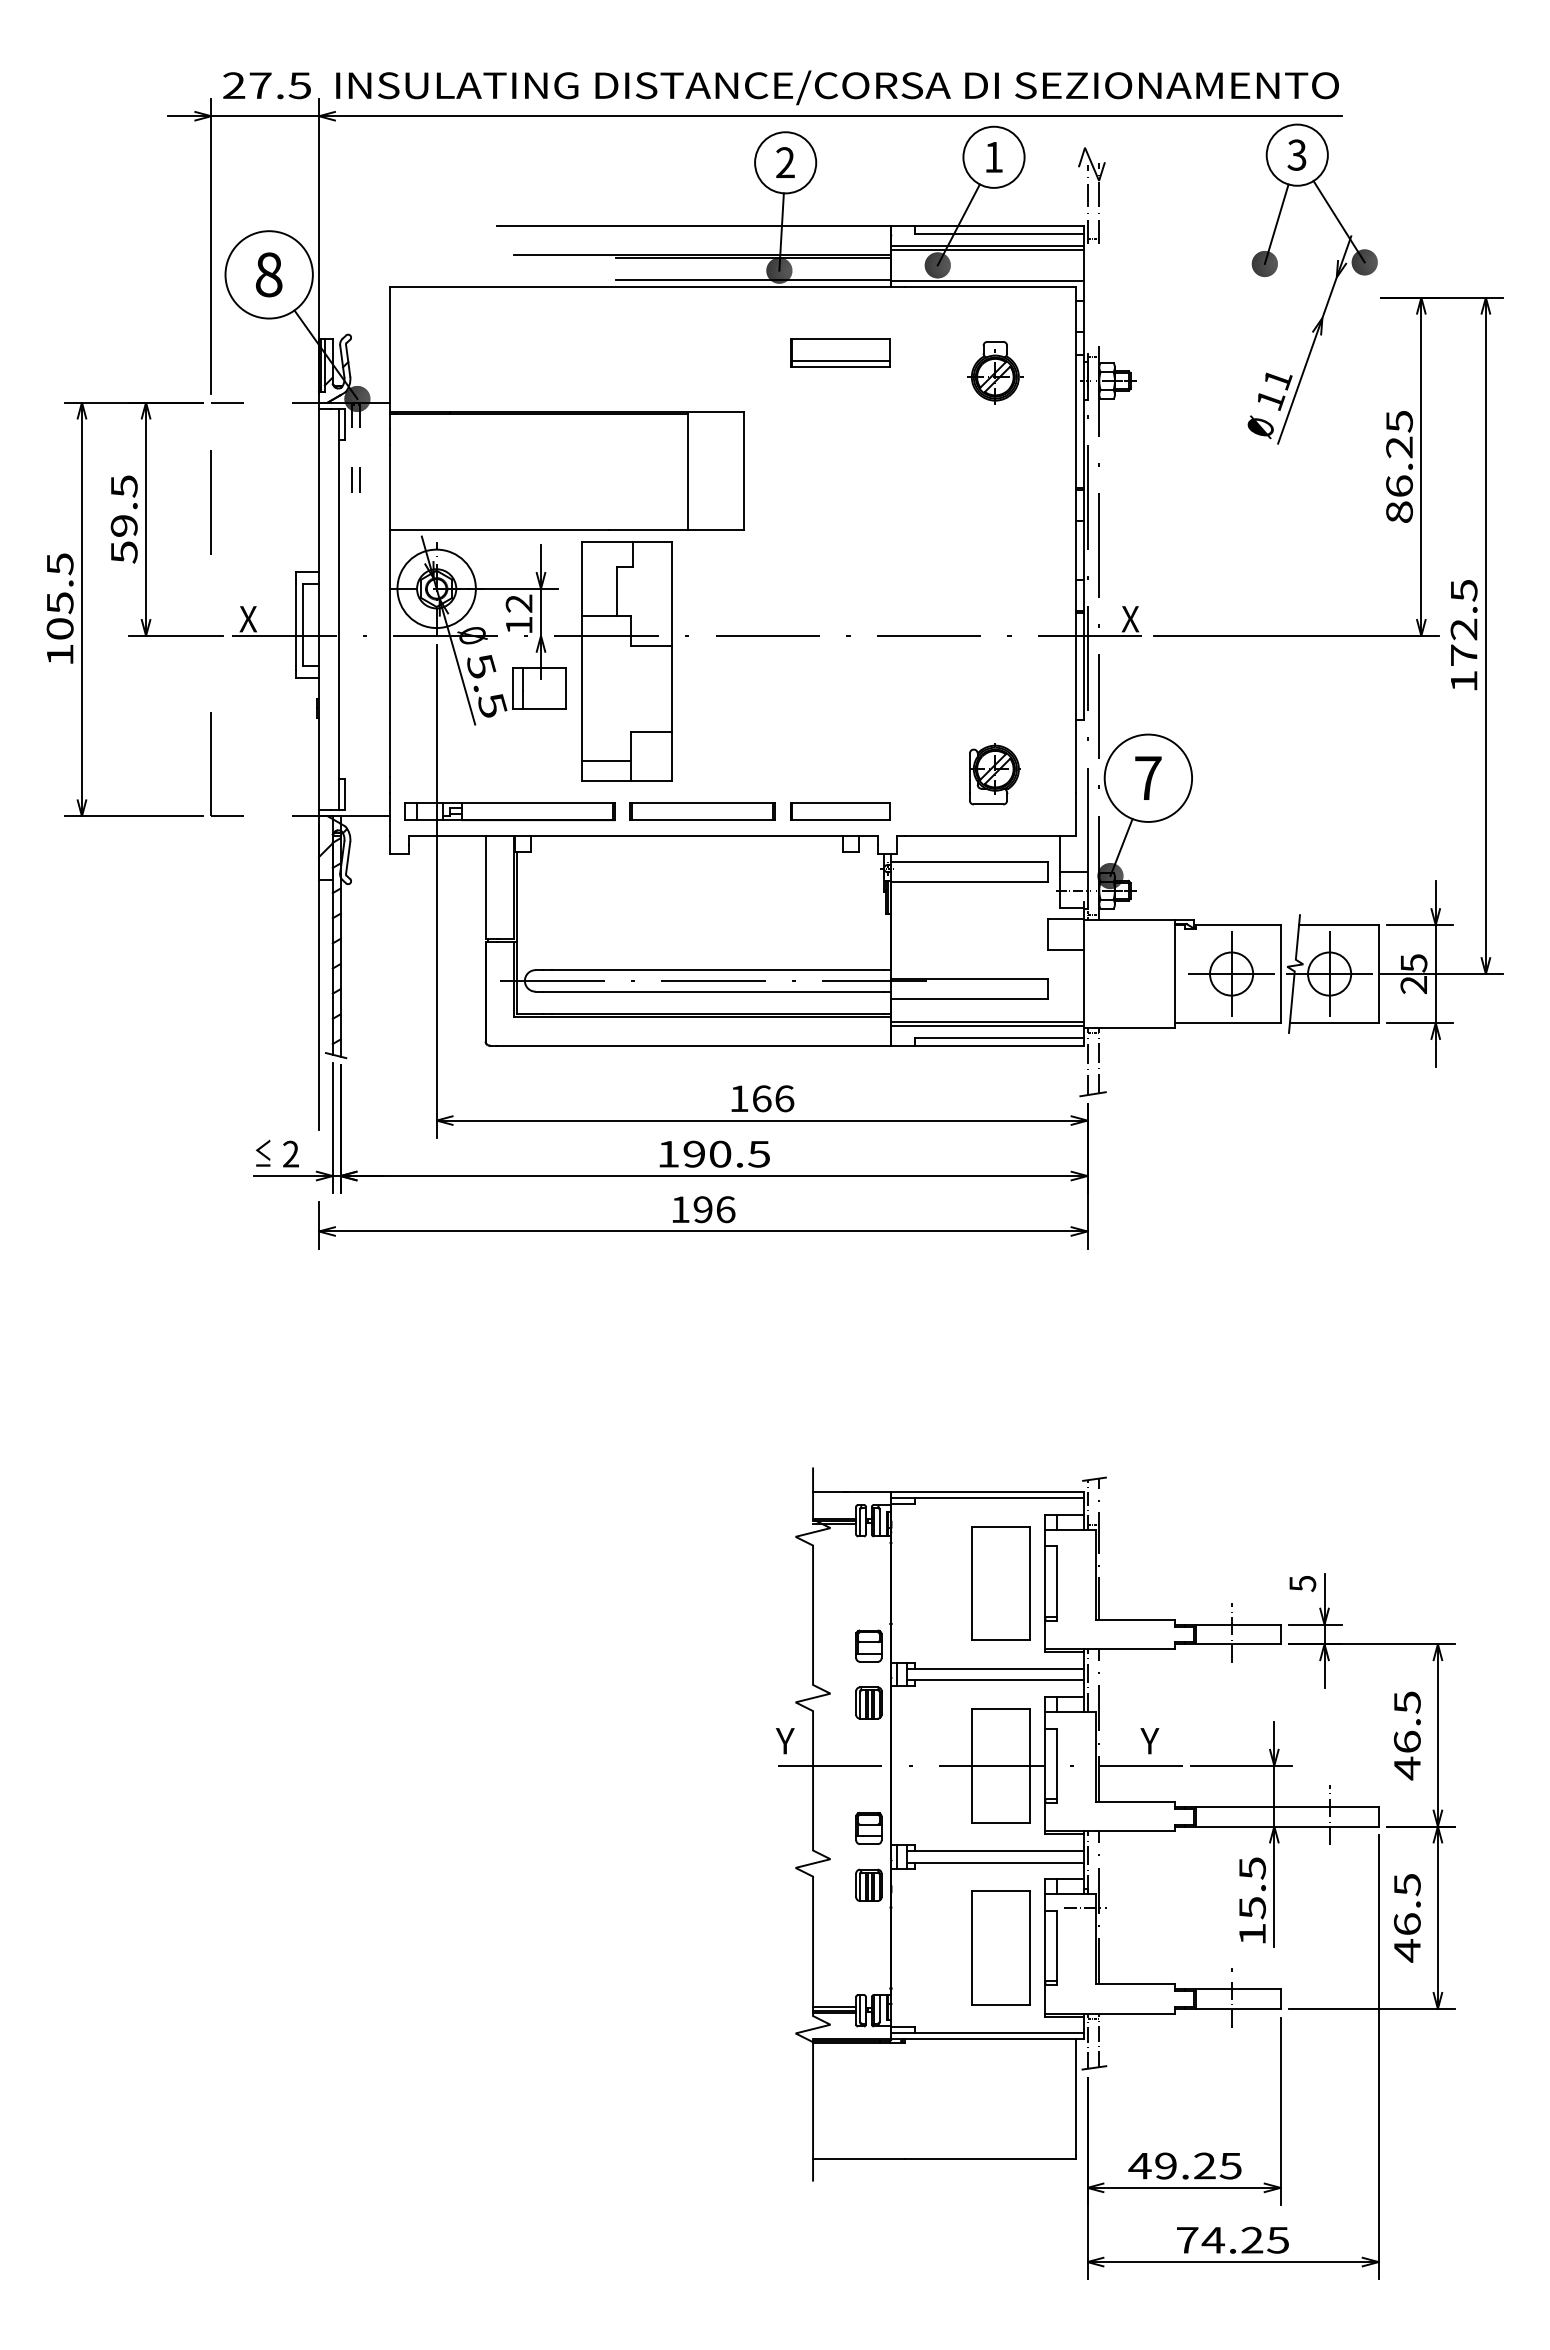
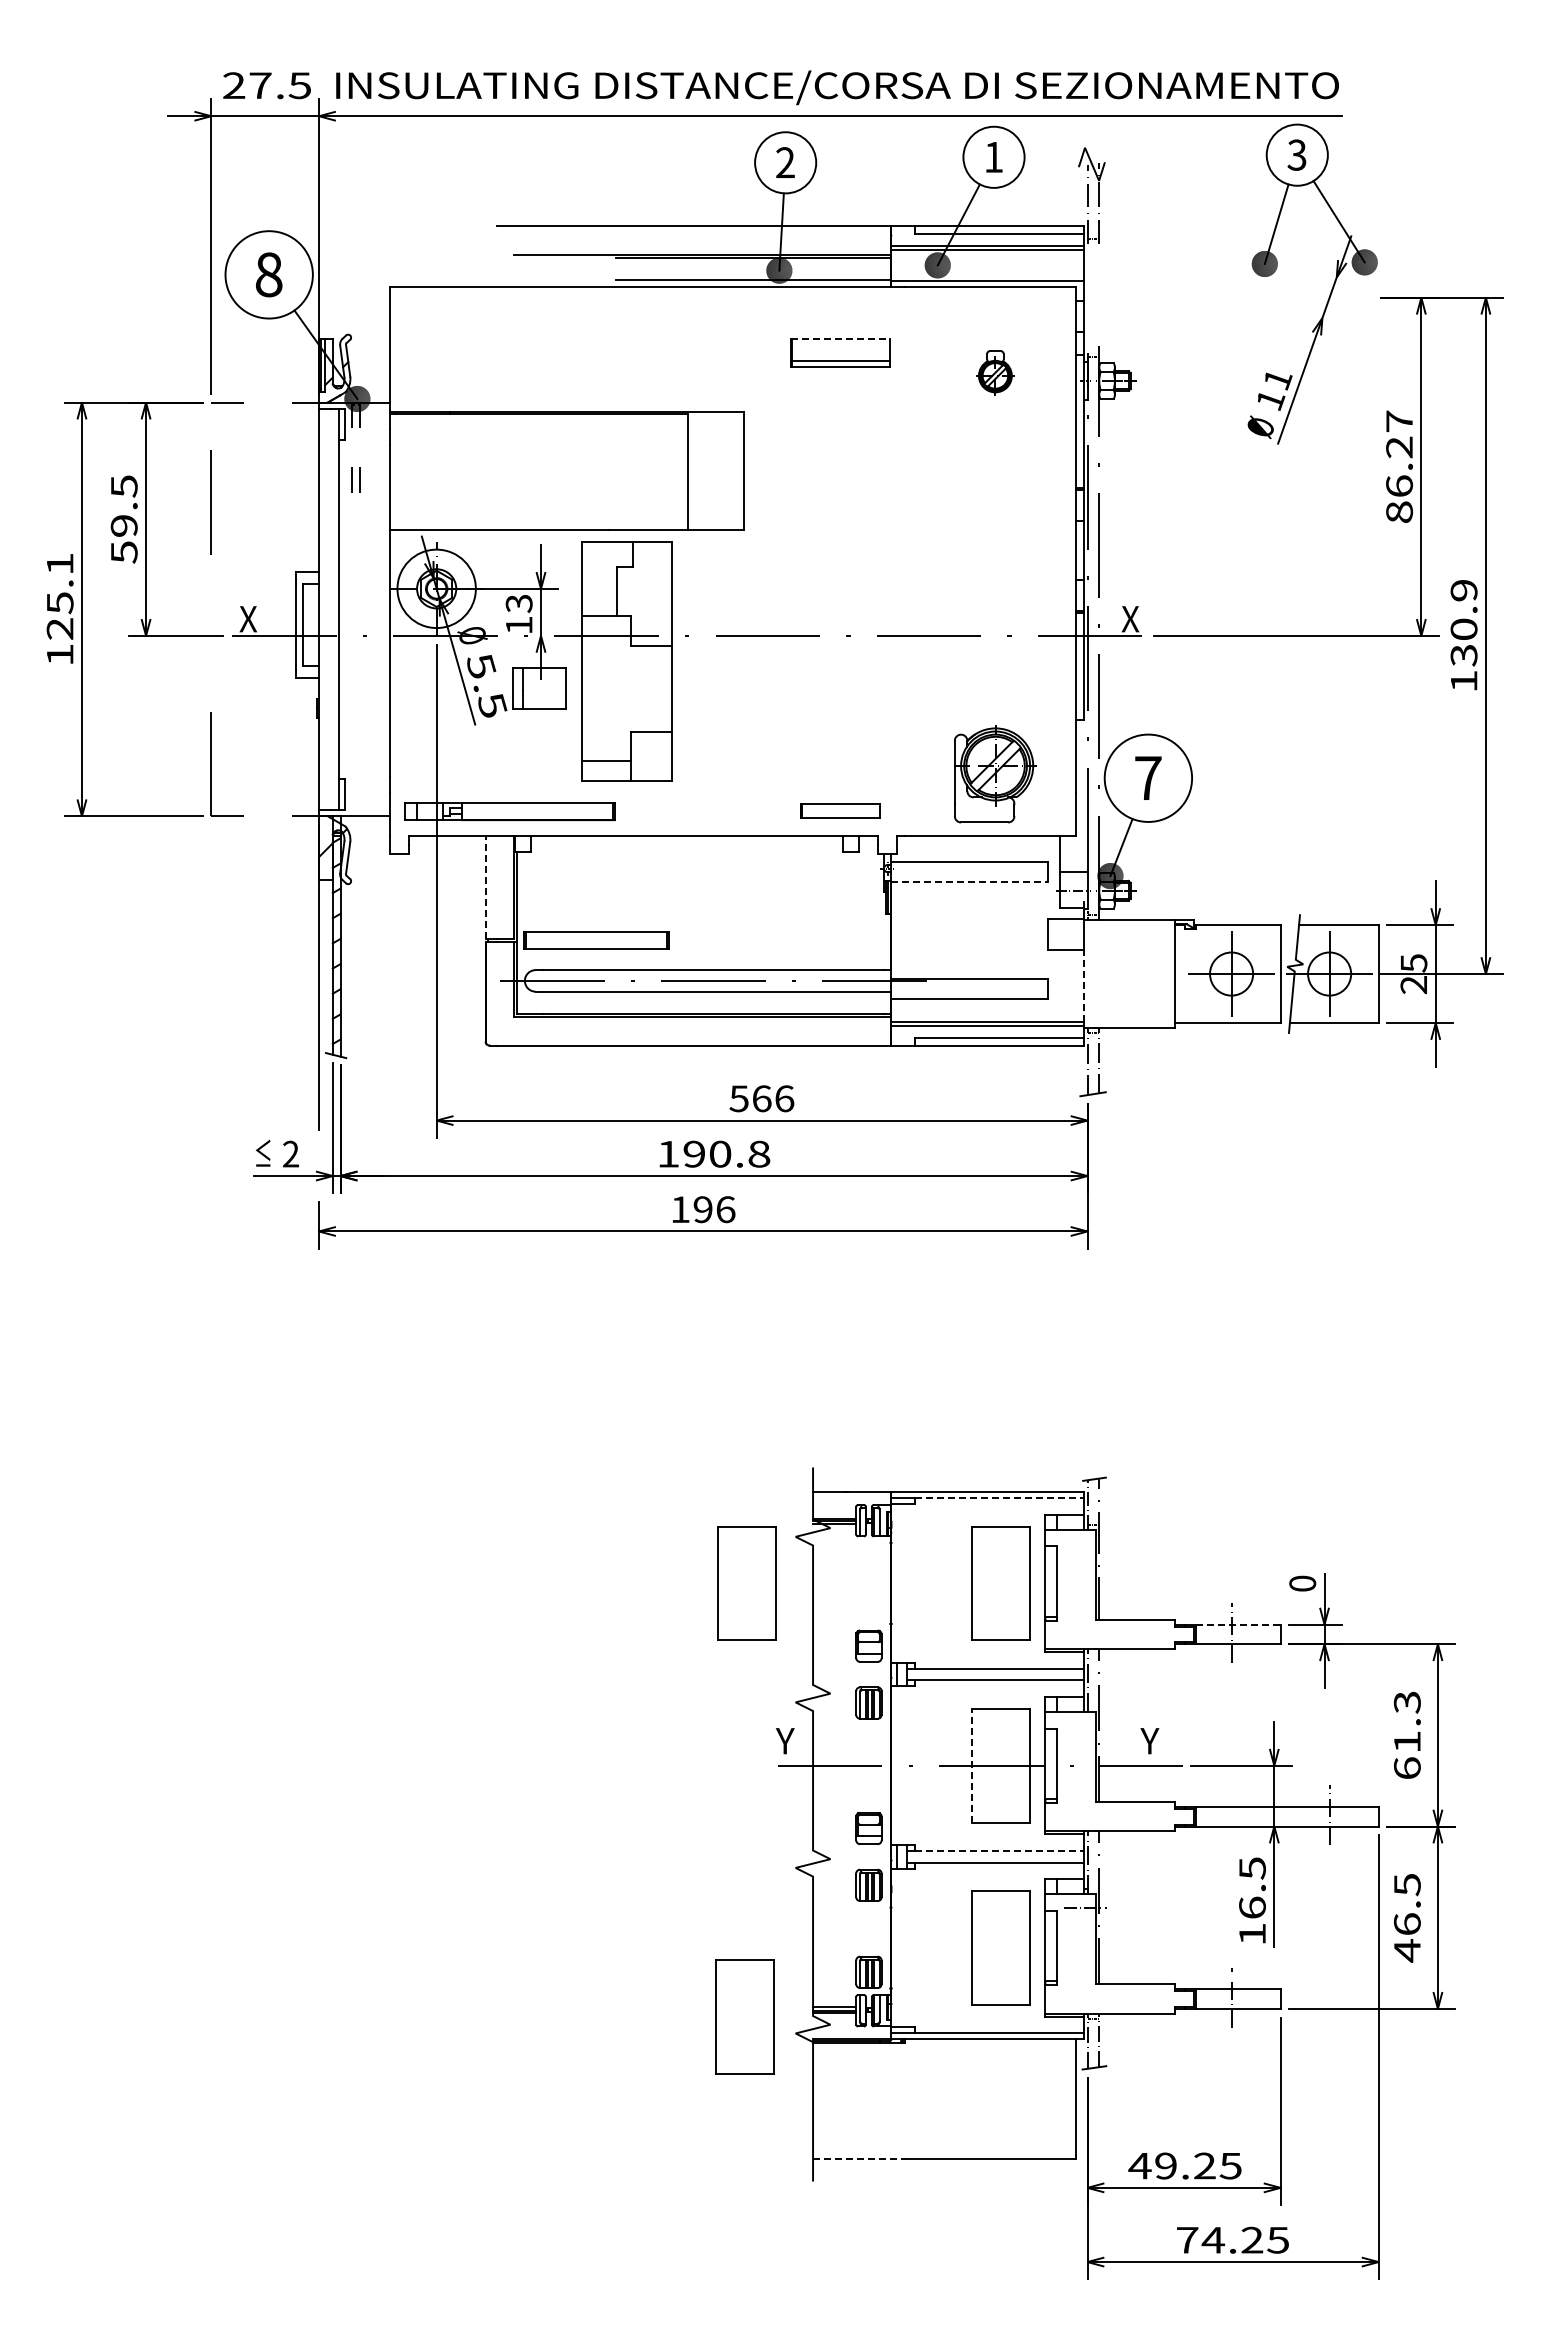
line: solid -> dashed (840, 338)
part size: 57x64 px -> 39x46 px (995, 372)
text: 86.25 -> 86.27 (1399, 421)
text: 105.5 -> 125.1 (59, 596)
text: 12 -> 13 (519, 603)
text: 172.5 -> 130.9 (1463, 623)
part size: 52x63 px -> 83x99 px (995, 774)
part position: (702, 811) -> (596, 940) (596, 940)
part size: 101x19 px -> 81x16 px (840, 810)
line: solid -> dashed (970, 881)
line: solid -> dashed (485, 887)
line: solid -> dashed (1083, 985)
text: 166 -> 566 (738, 1098)
text: 190.5 -> 190.8 (759, 1153)
line: solid -> dashed (999, 1498)
part: none -> present (746, 1583)
text: 5 -> 0 (1302, 1583)
line: solid -> dashed (1238, 1624)
text: 46.5 -> 61.3 (1407, 1735)
line: solid -> dashed (971, 1765)
line: solid -> dashed (999, 1851)
text: 15.5 -> 16.5 (1252, 1907)
part: none -> present (868, 1971)
part: none -> present (744, 2016)
line: solid -> dashed (859, 2158)
